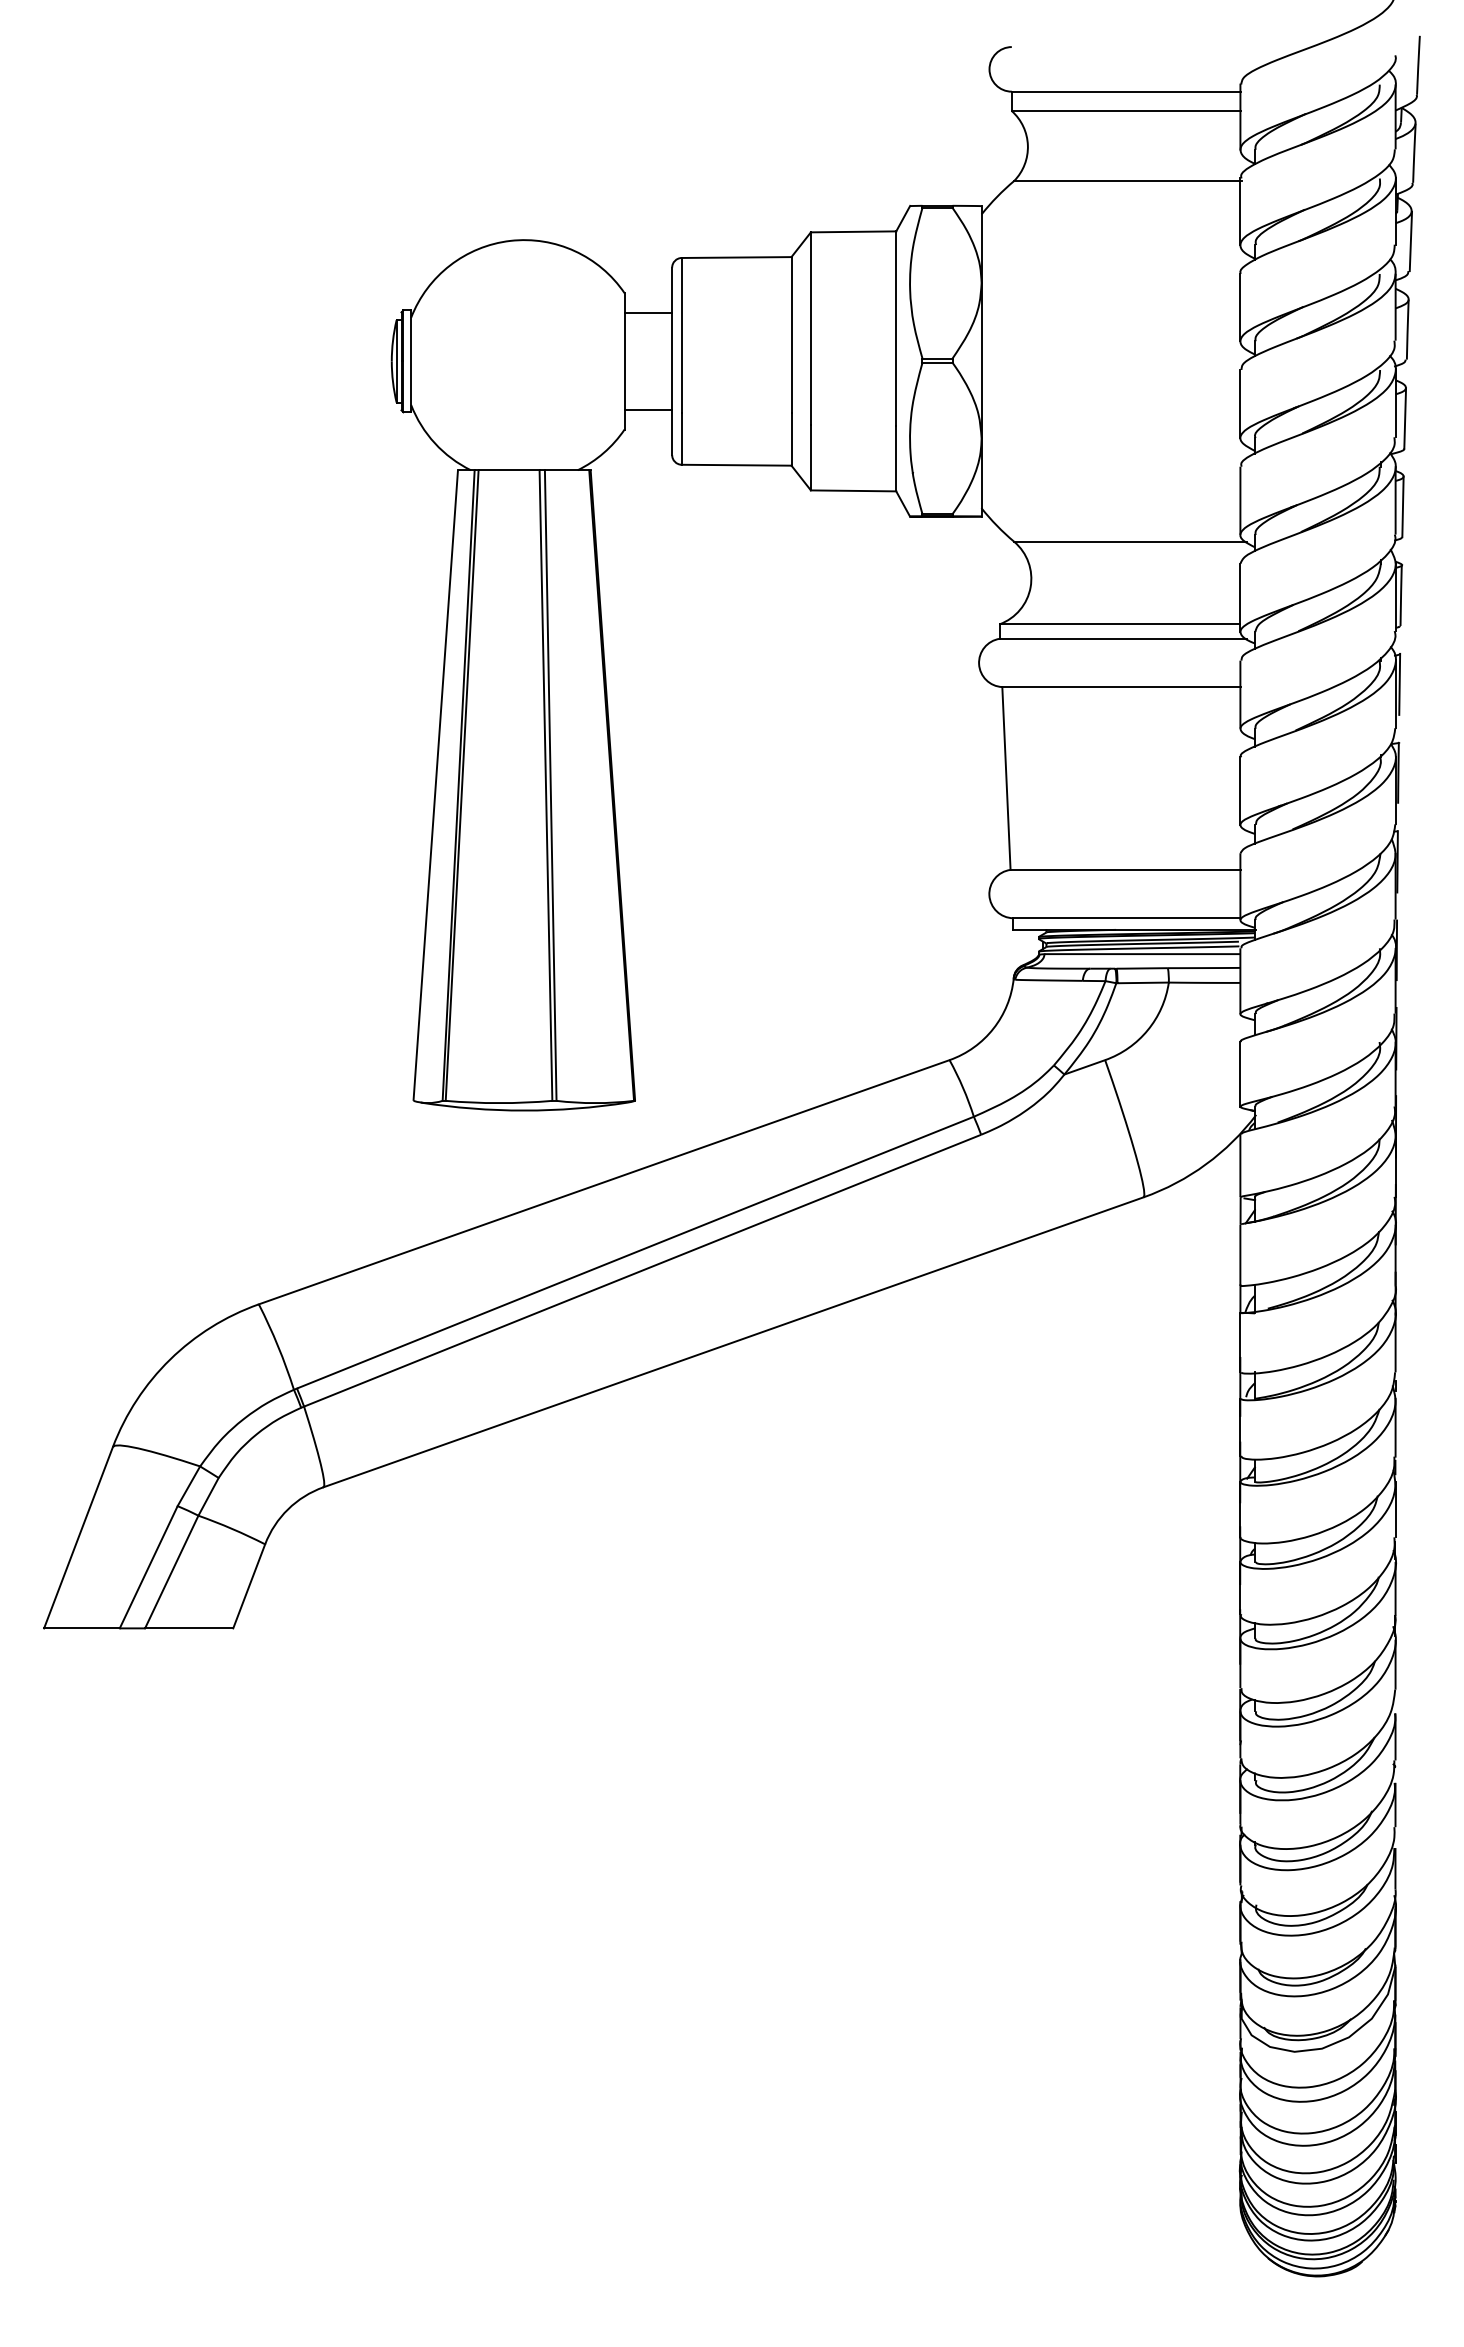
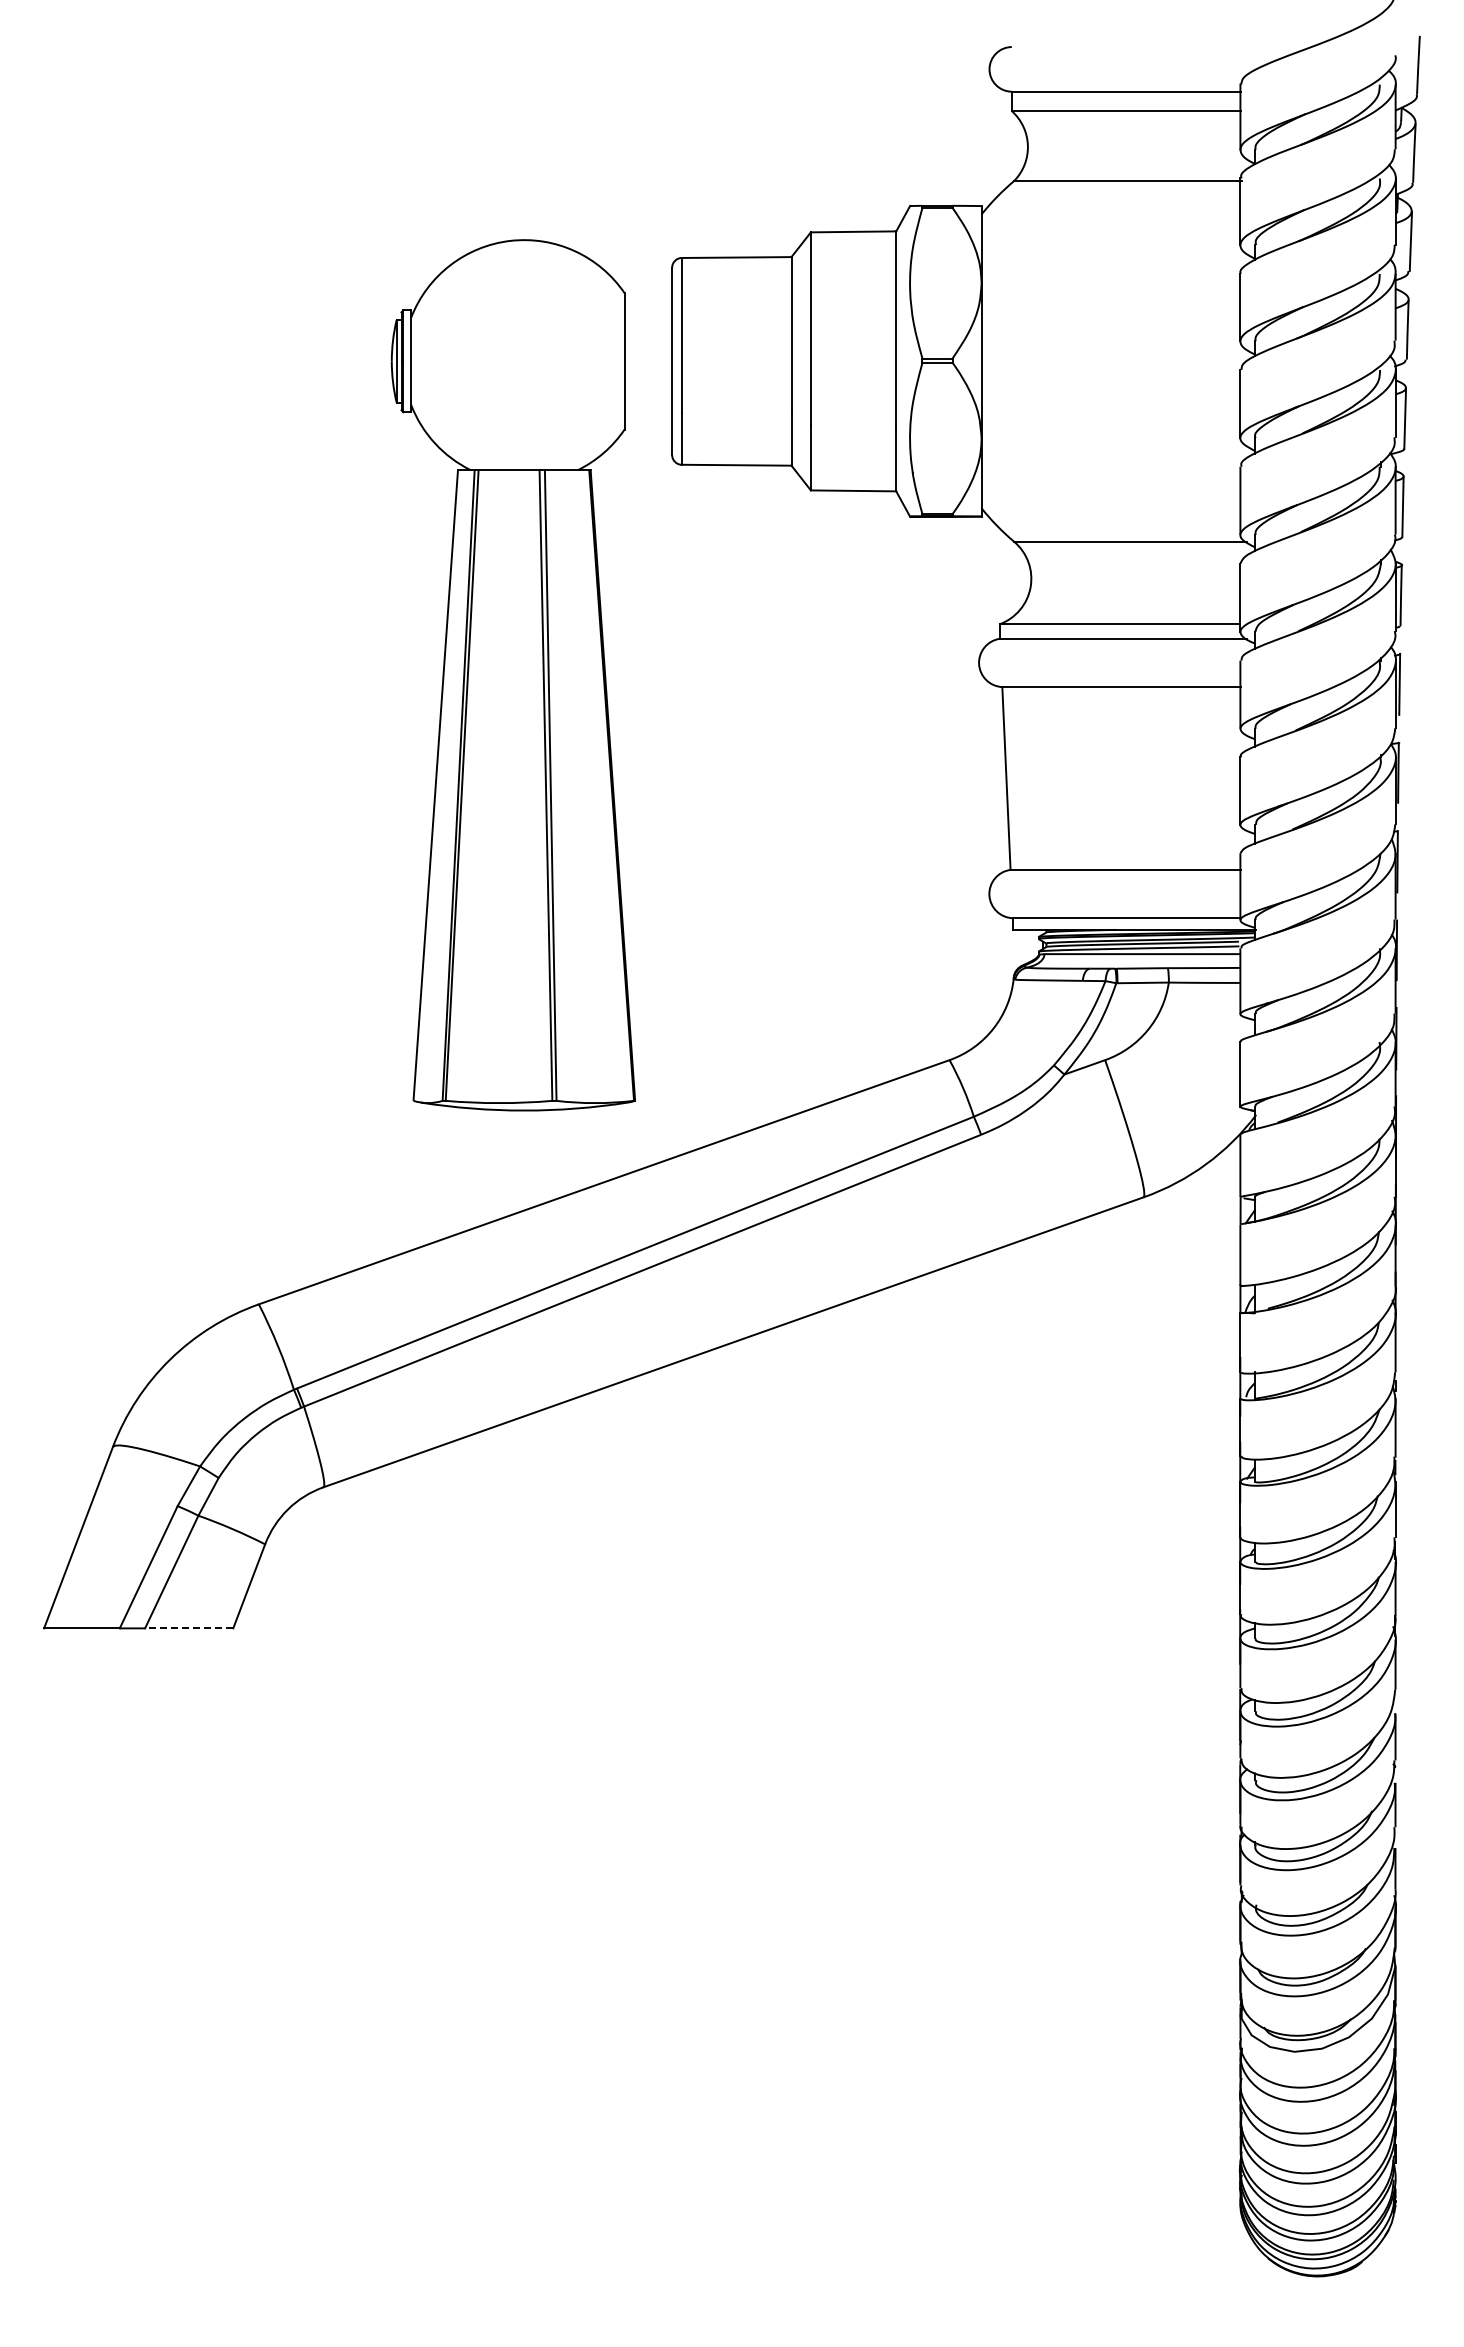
line: present -> none (648, 312)
line: present -> none (648, 409)
line: solid -> dashed (188, 1628)
